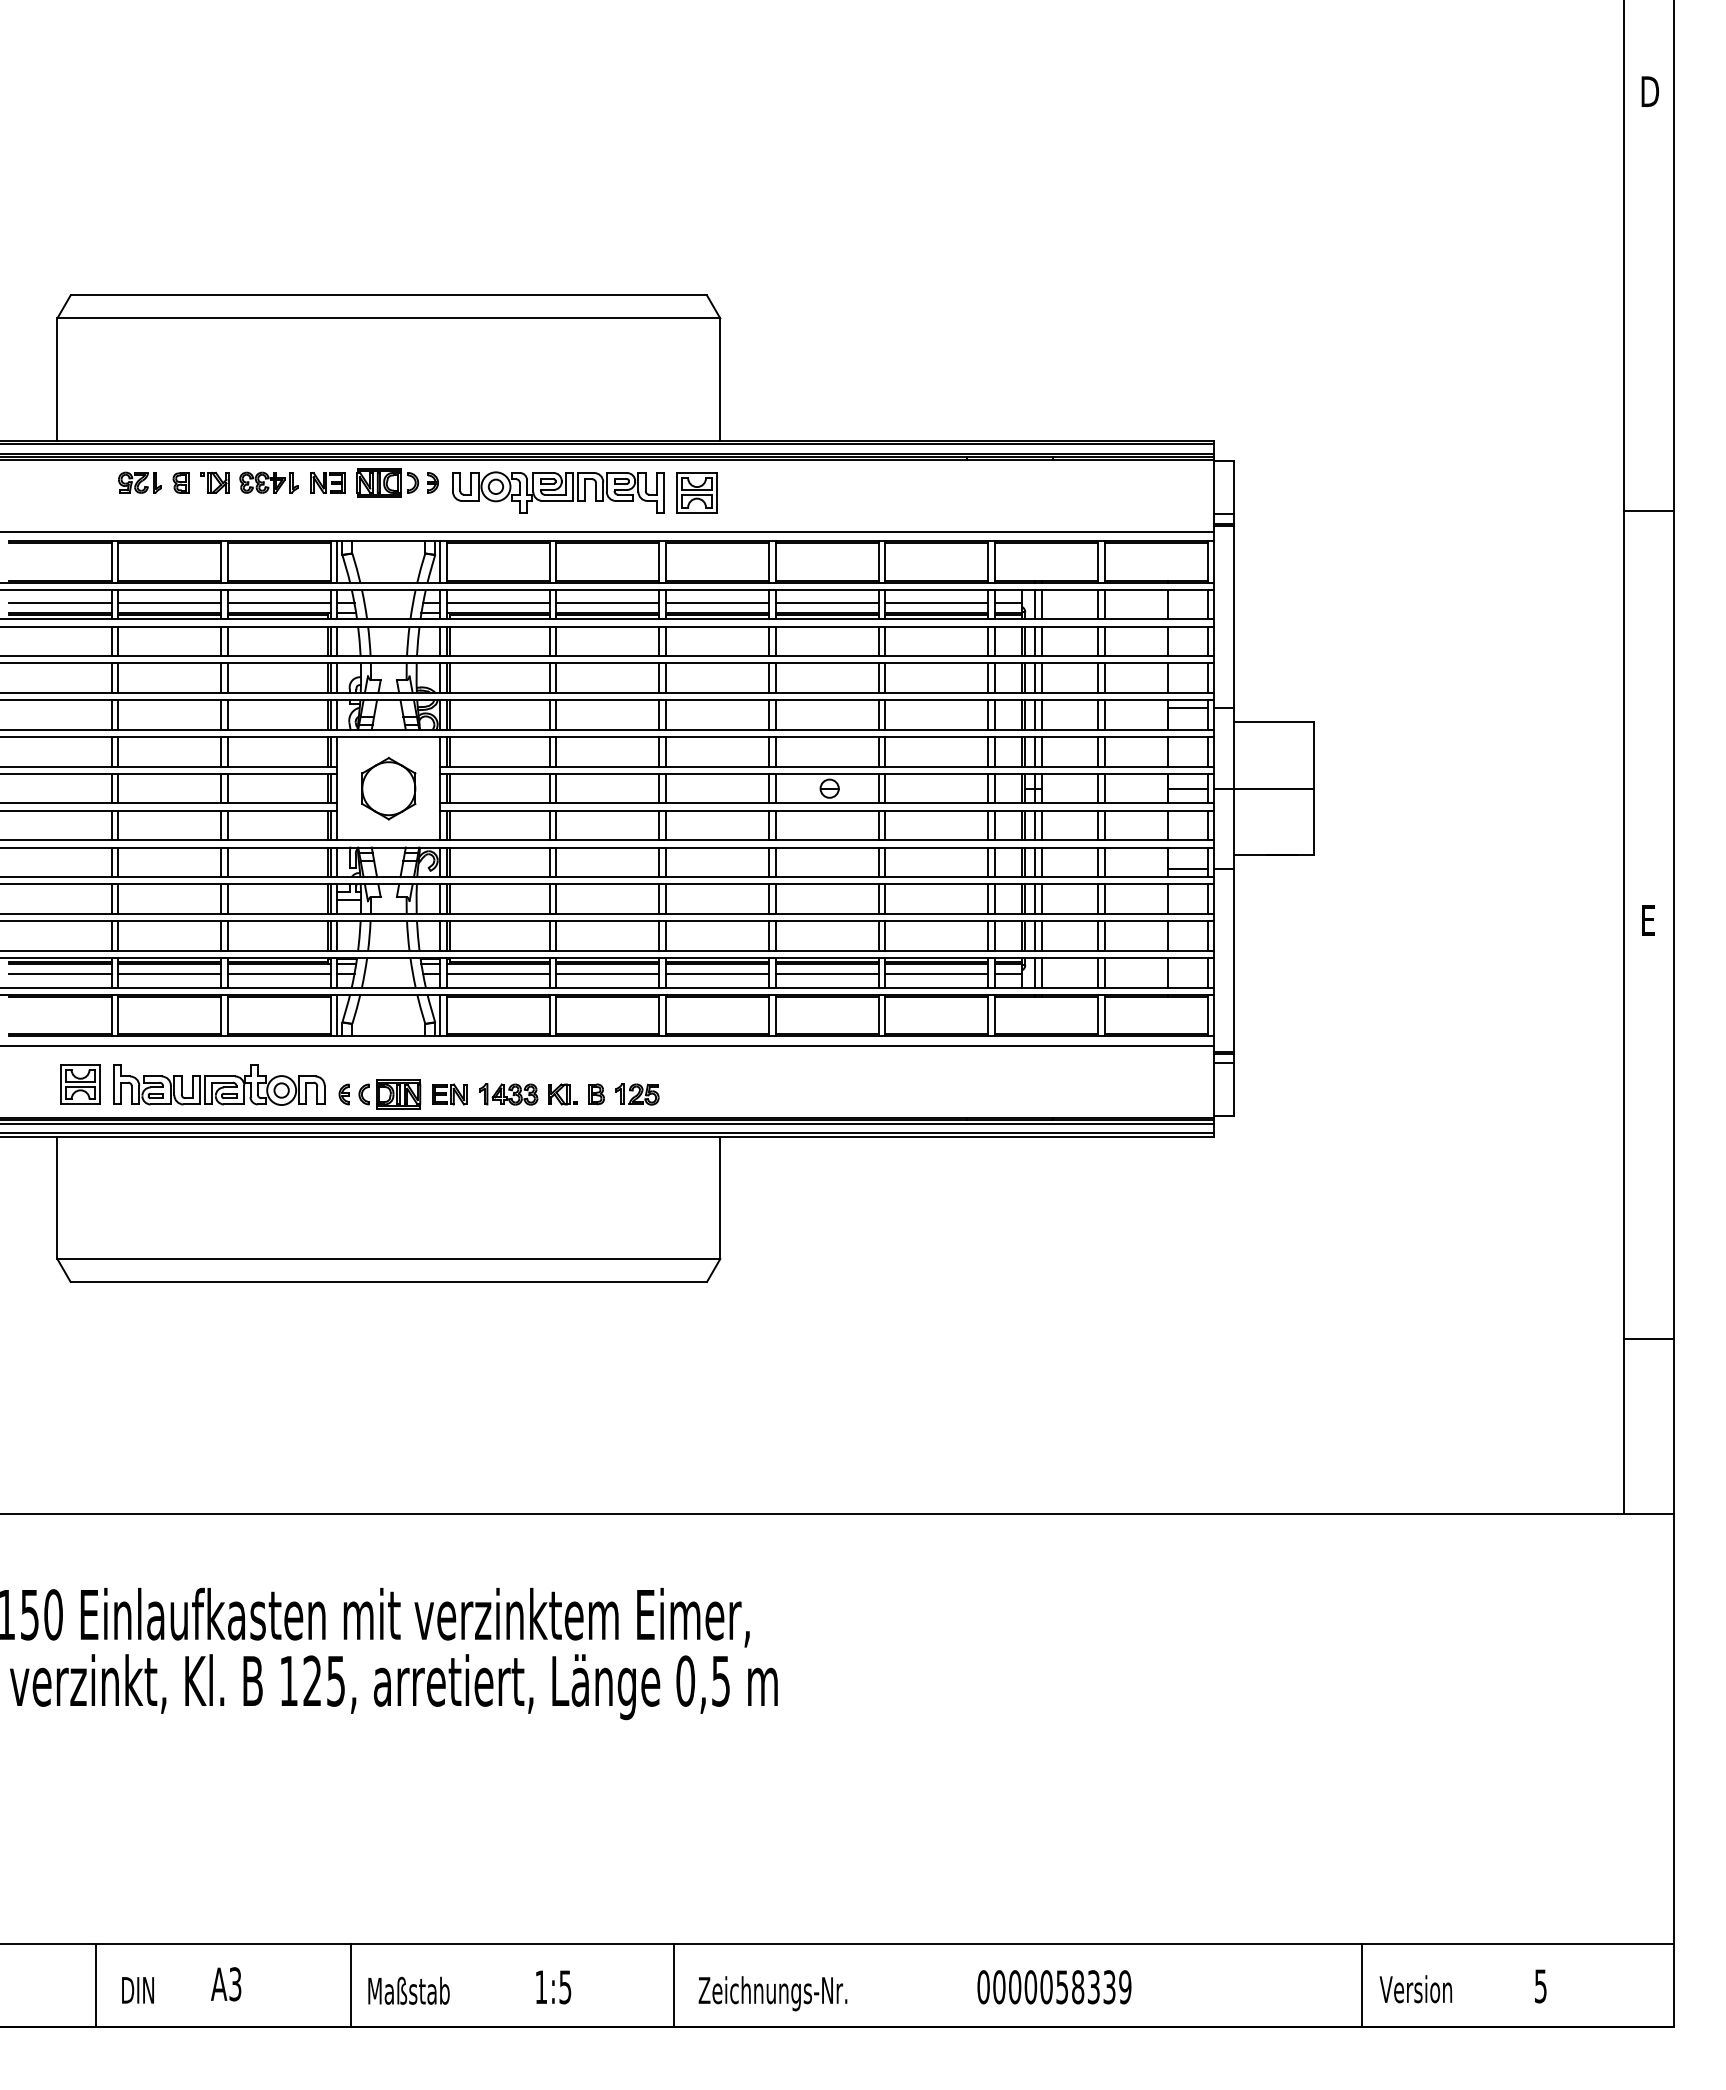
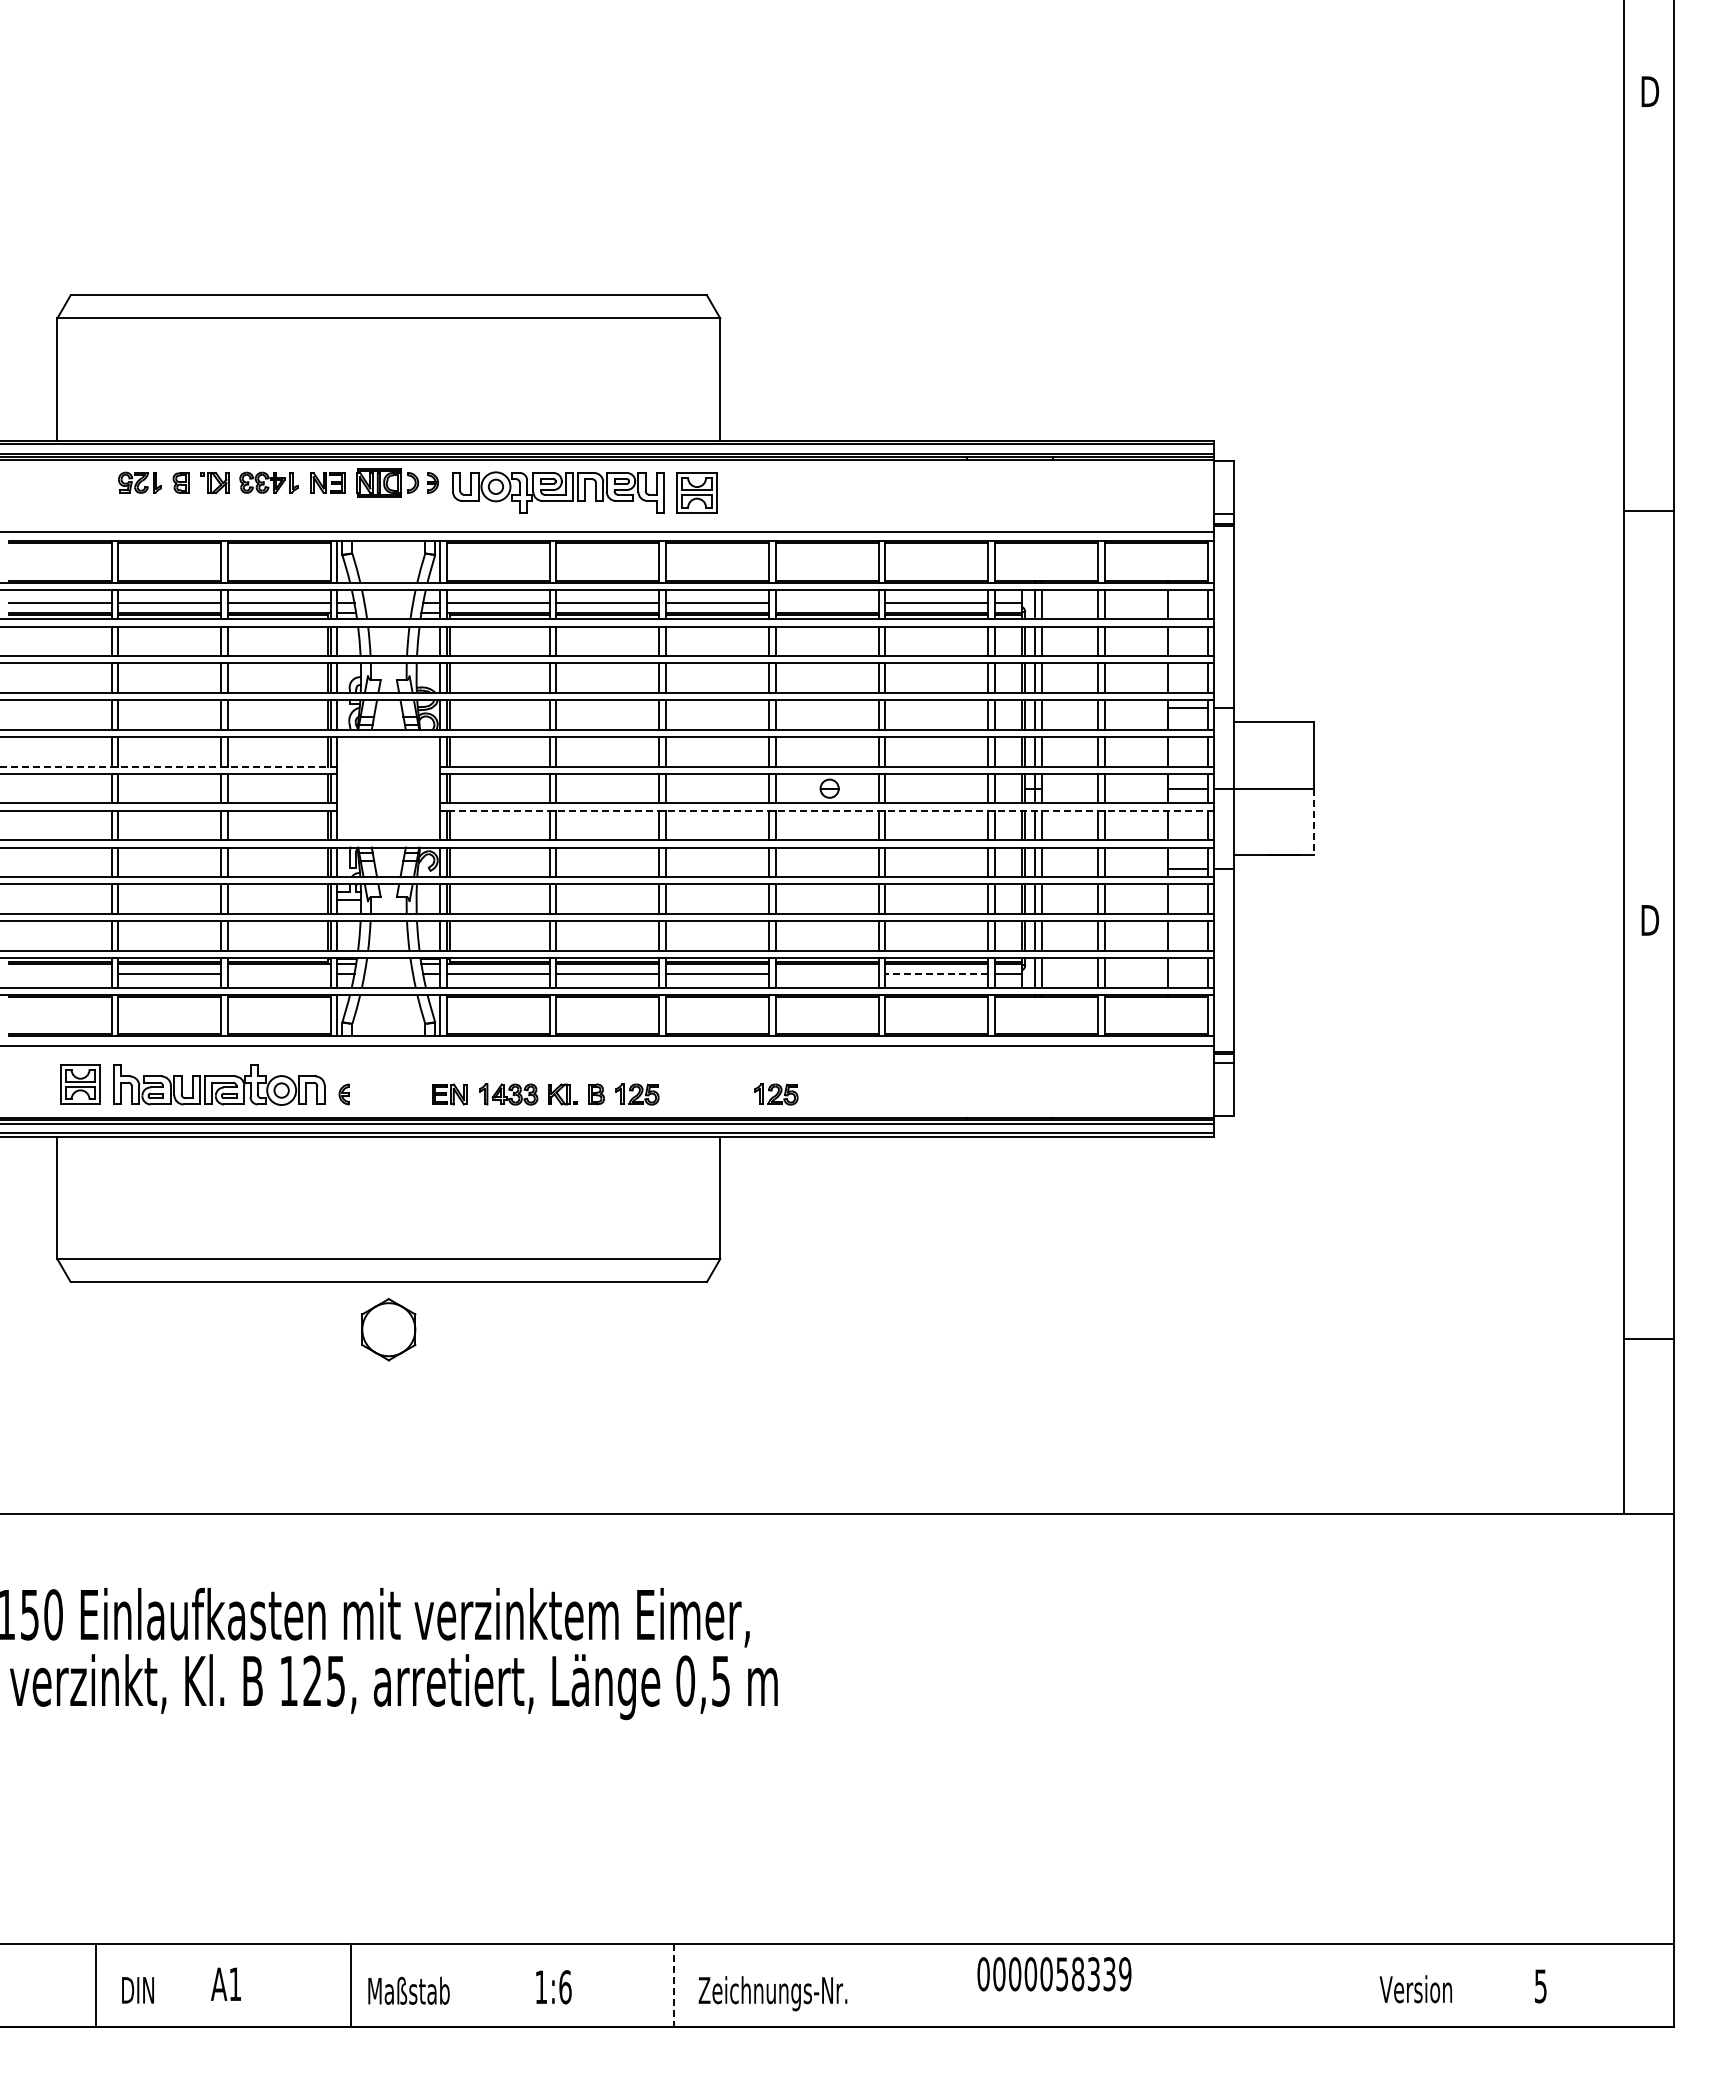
line: present -> none (826, 603)
line: solid -> dashed (168, 766)
part position: (388, 788) -> (388, 1329) (388, 1329)
line: solid -> dashed (827, 810)
line: solid -> dashed (1313, 822)
text: E -> D (1650, 920)
line: present -> none (59, 974)
line: present -> none (278, 974)
line: present -> none (826, 974)
line: solid -> dashed (936, 974)
part: present -> none (389, 1094)
part: none -> present (776, 1094)
text: A3 -> A1 (235, 1984)
line: present -> none (1362, 1985)
line: solid -> dashed (674, 1986)
text: 1:5 -> 1:6 (565, 1987)
text position: (1054, 1987) -> (1054, 1974) (1054, 1974)
